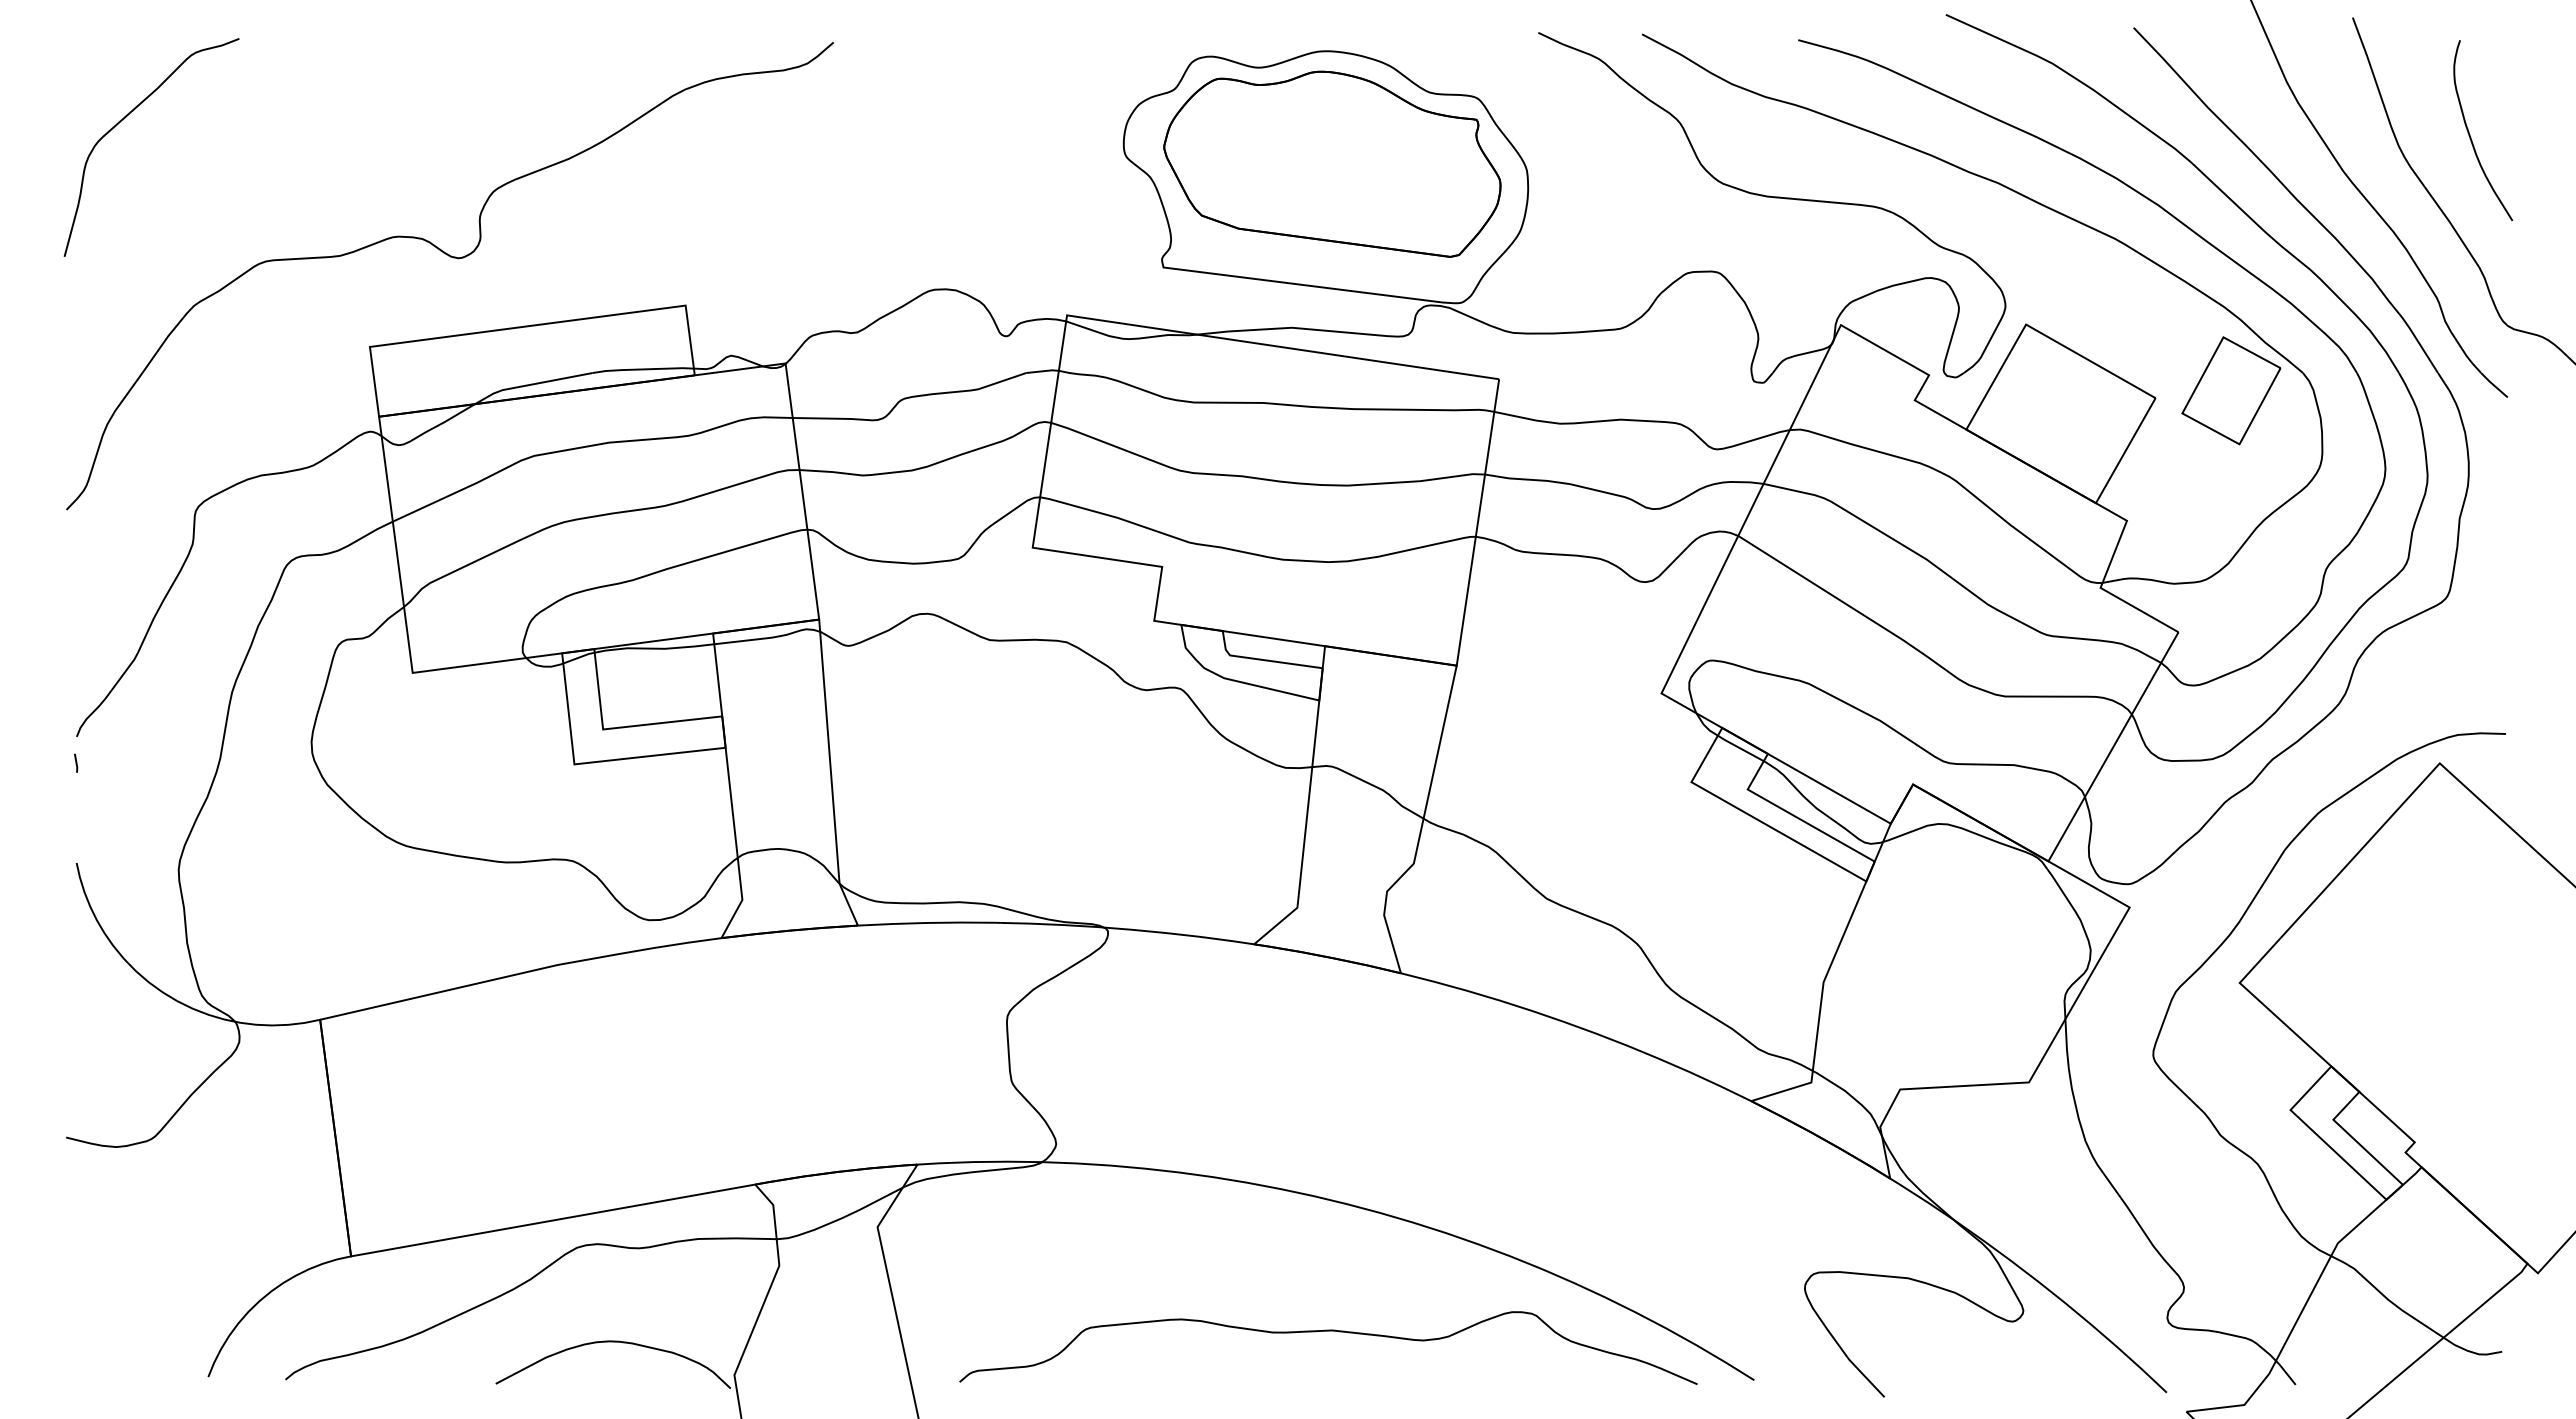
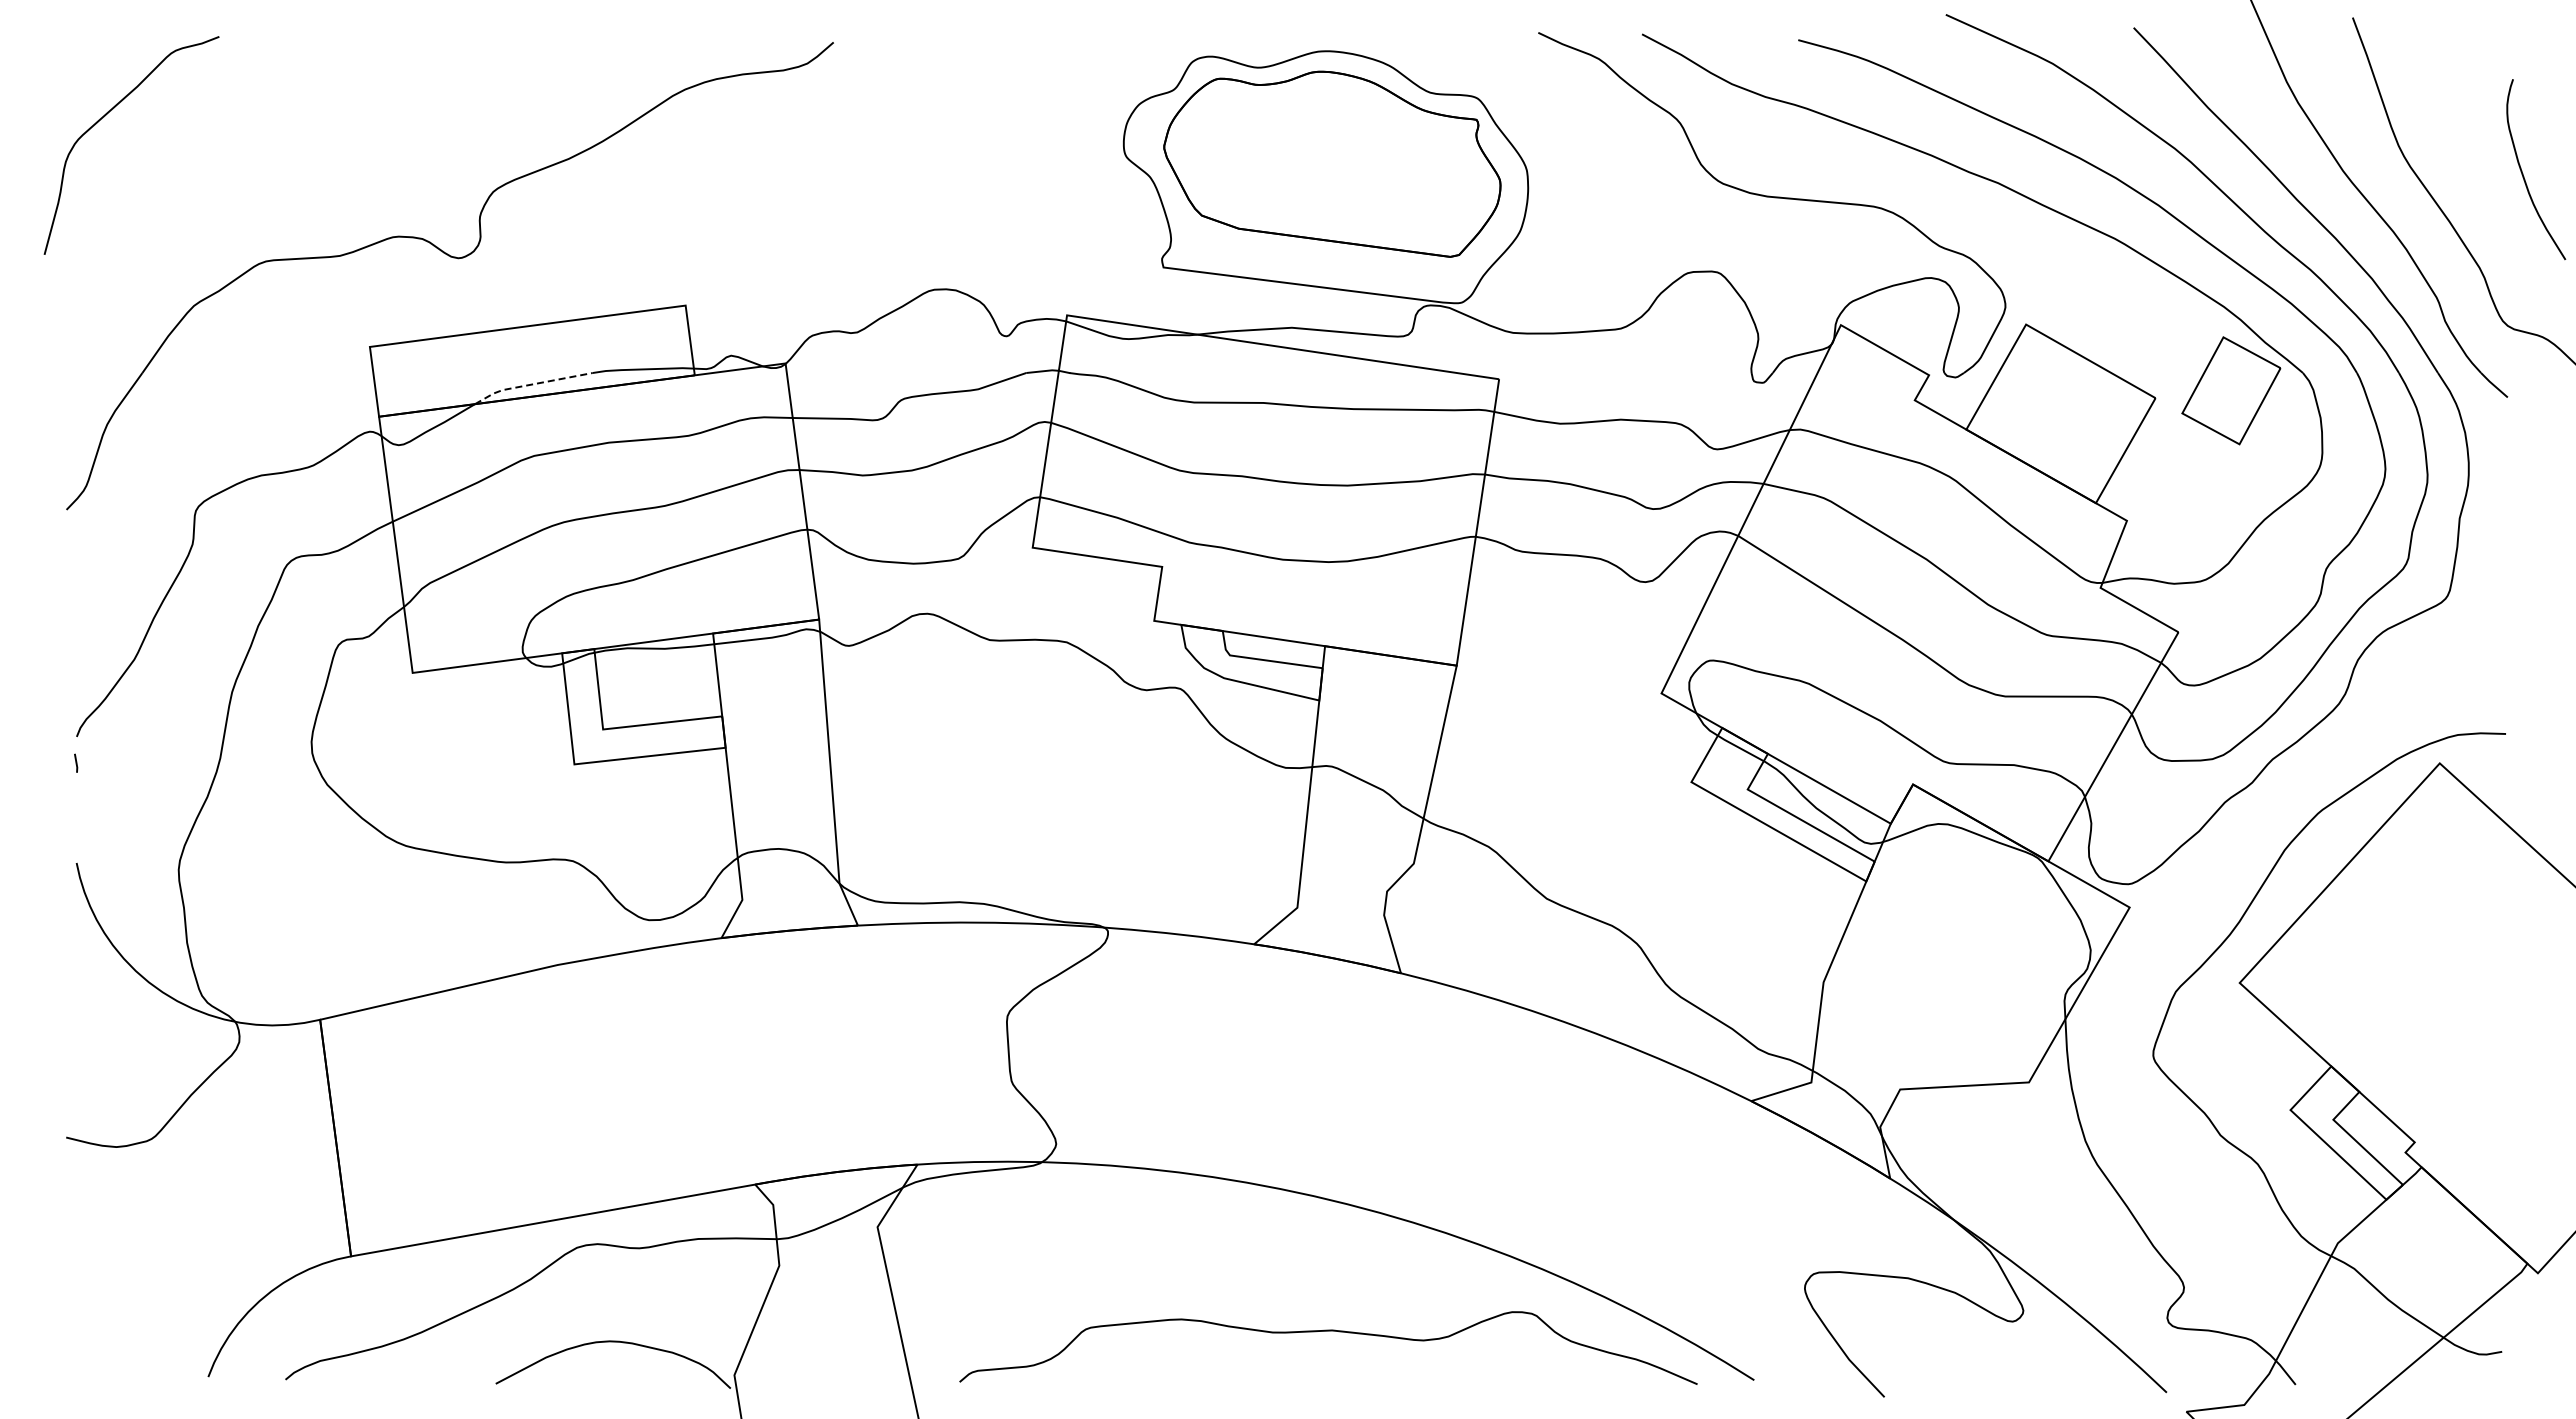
curve position: (124, 119) -> (104, 117) (104, 117)
curve position: (2470, 134) -> (2523, 173) (2523, 173)
line: solid -> dashed (530, 384)
